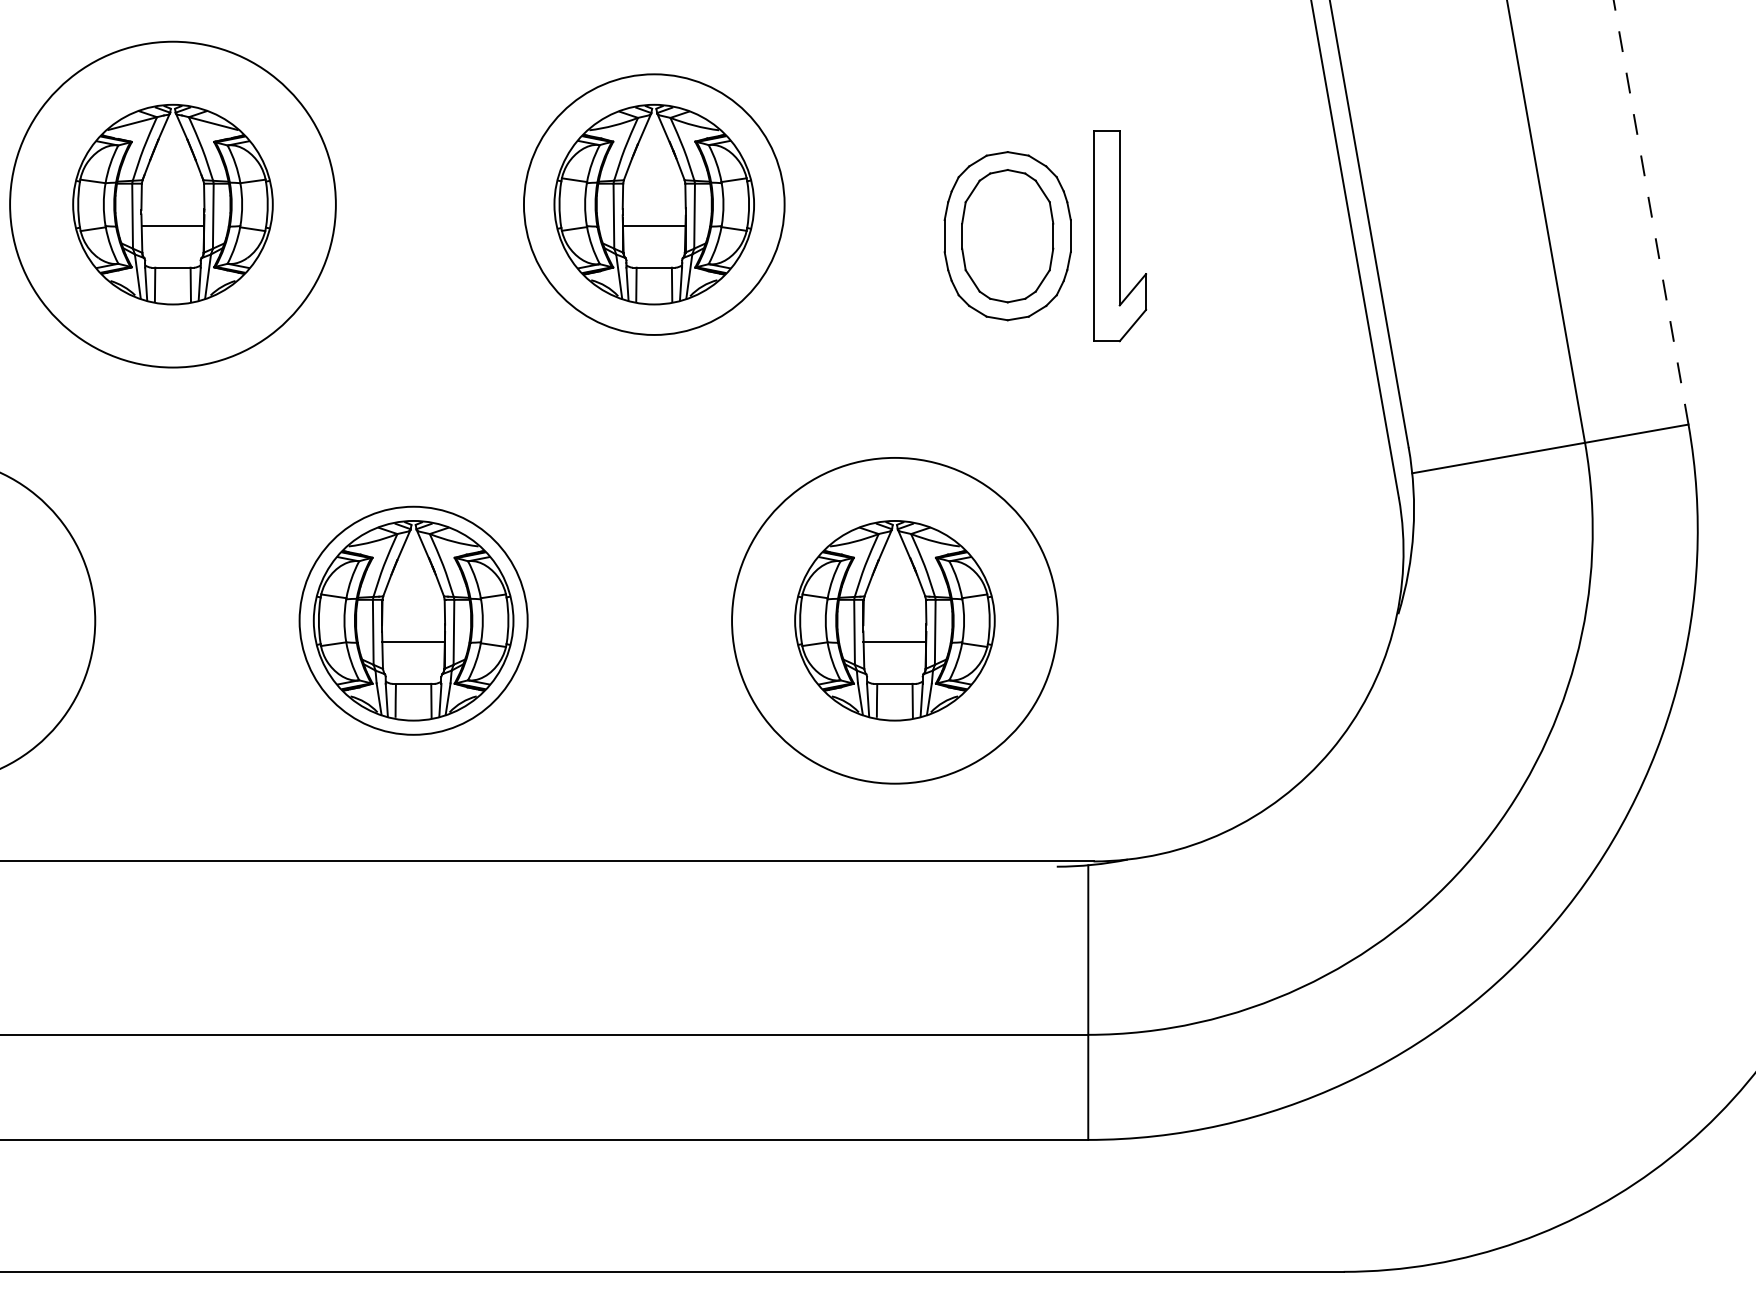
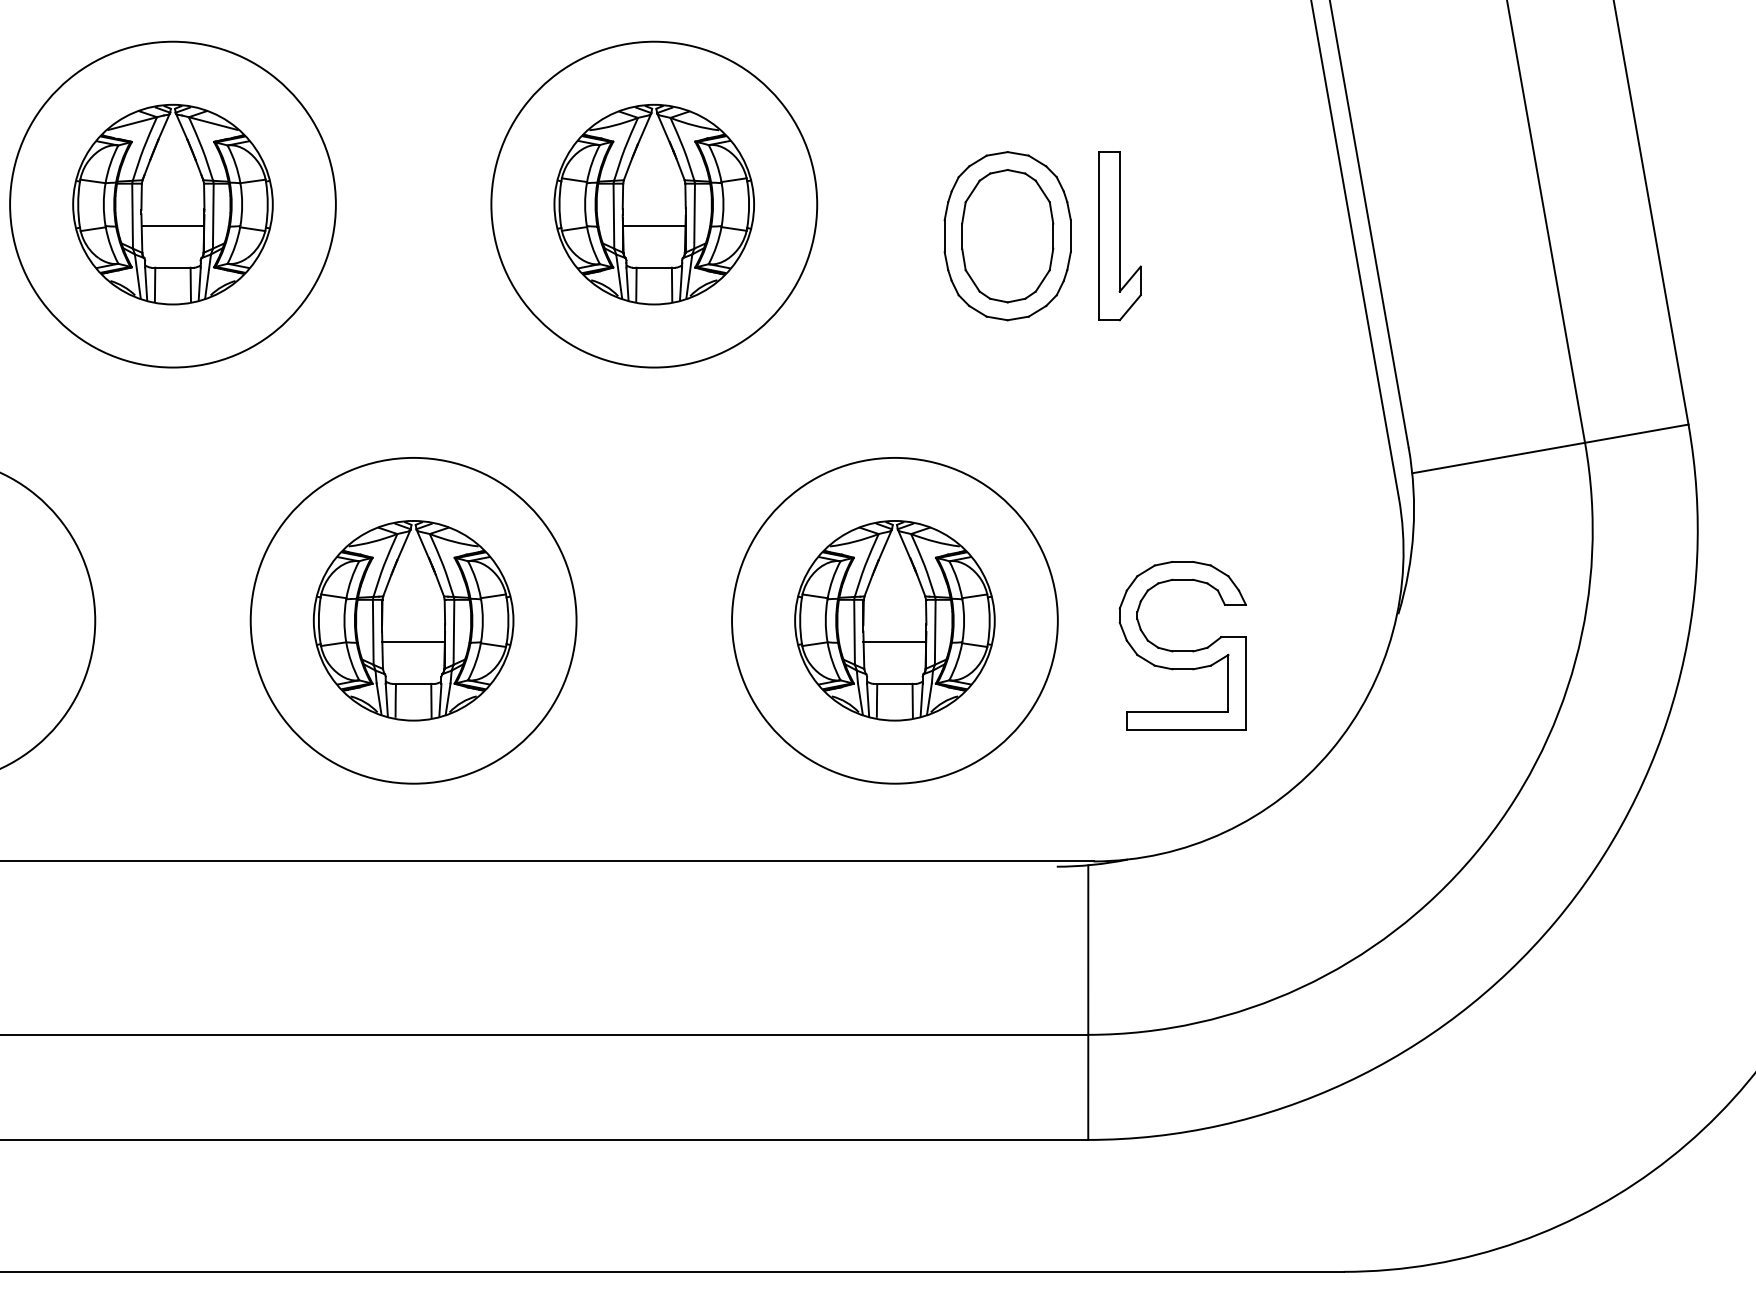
circle diameter: 261 px -> 326 px (654, 204)
line: dashed -> solid (1651, 211)
part size: 55x213 px -> 44x171 px (1119, 236)
circle diameter: 228 px -> 326 px (413, 620)
part: none -> present (1182, 645)
